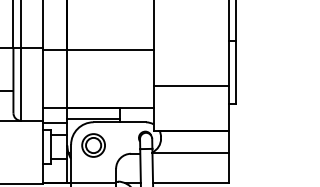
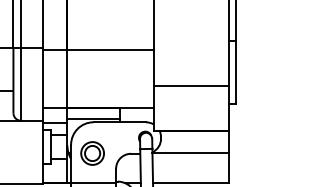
part position: (93, 145) -> (92, 153) (92, 153)
